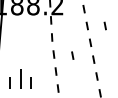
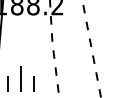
line: present -> none (104, 25)
line: present -> none (72, 55)
part size: 23x20 px -> 28x26 px (20, 78)
